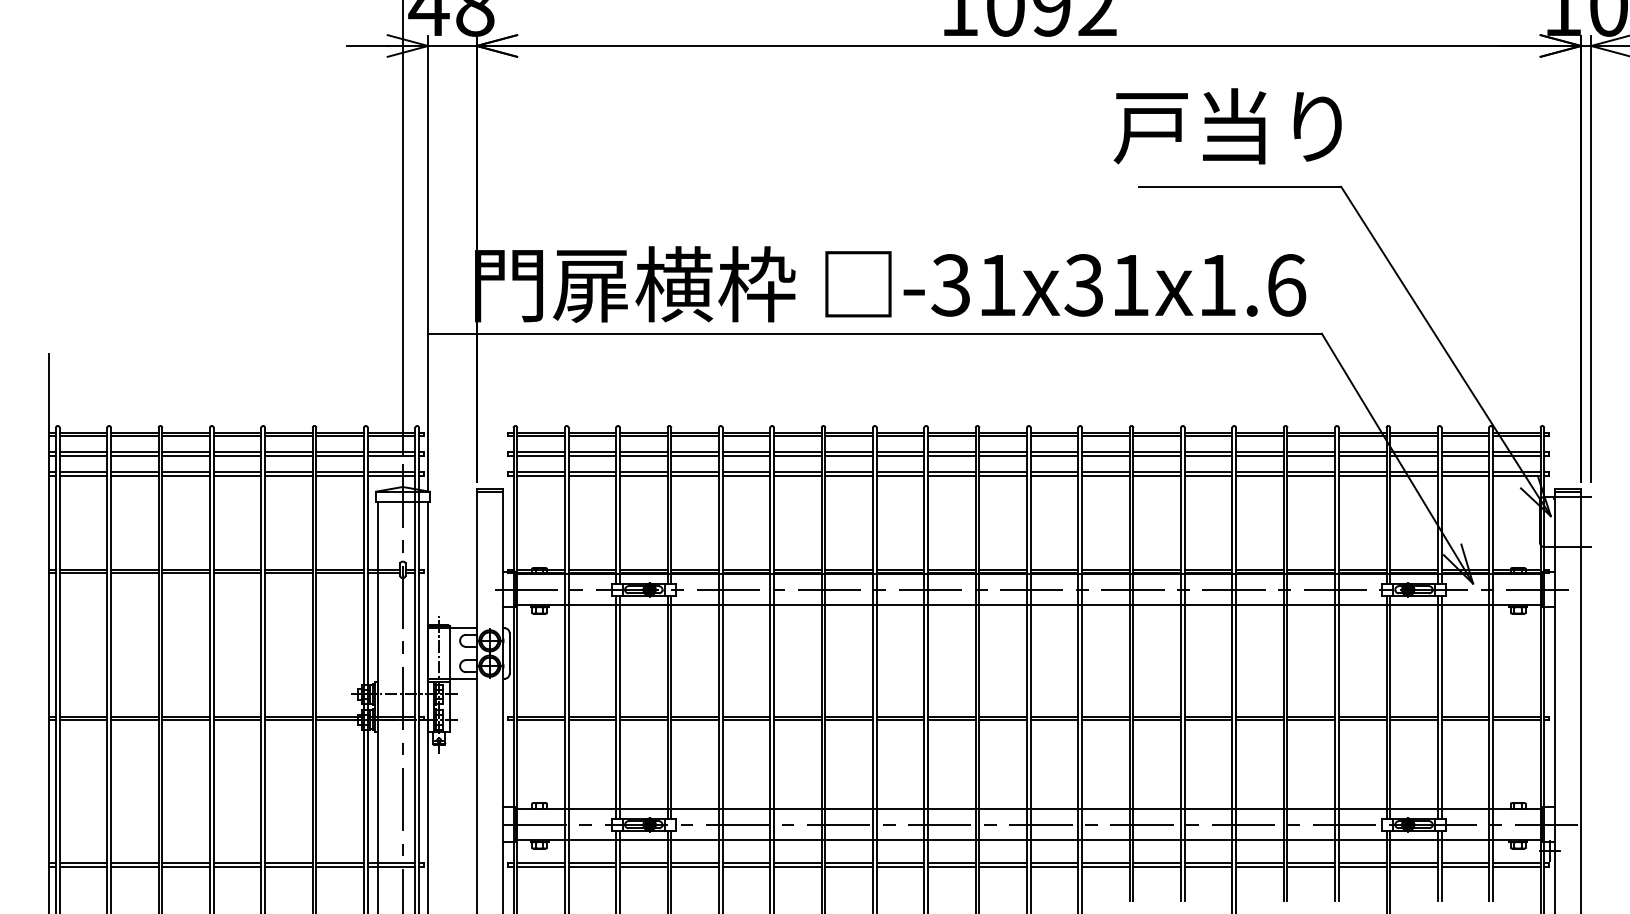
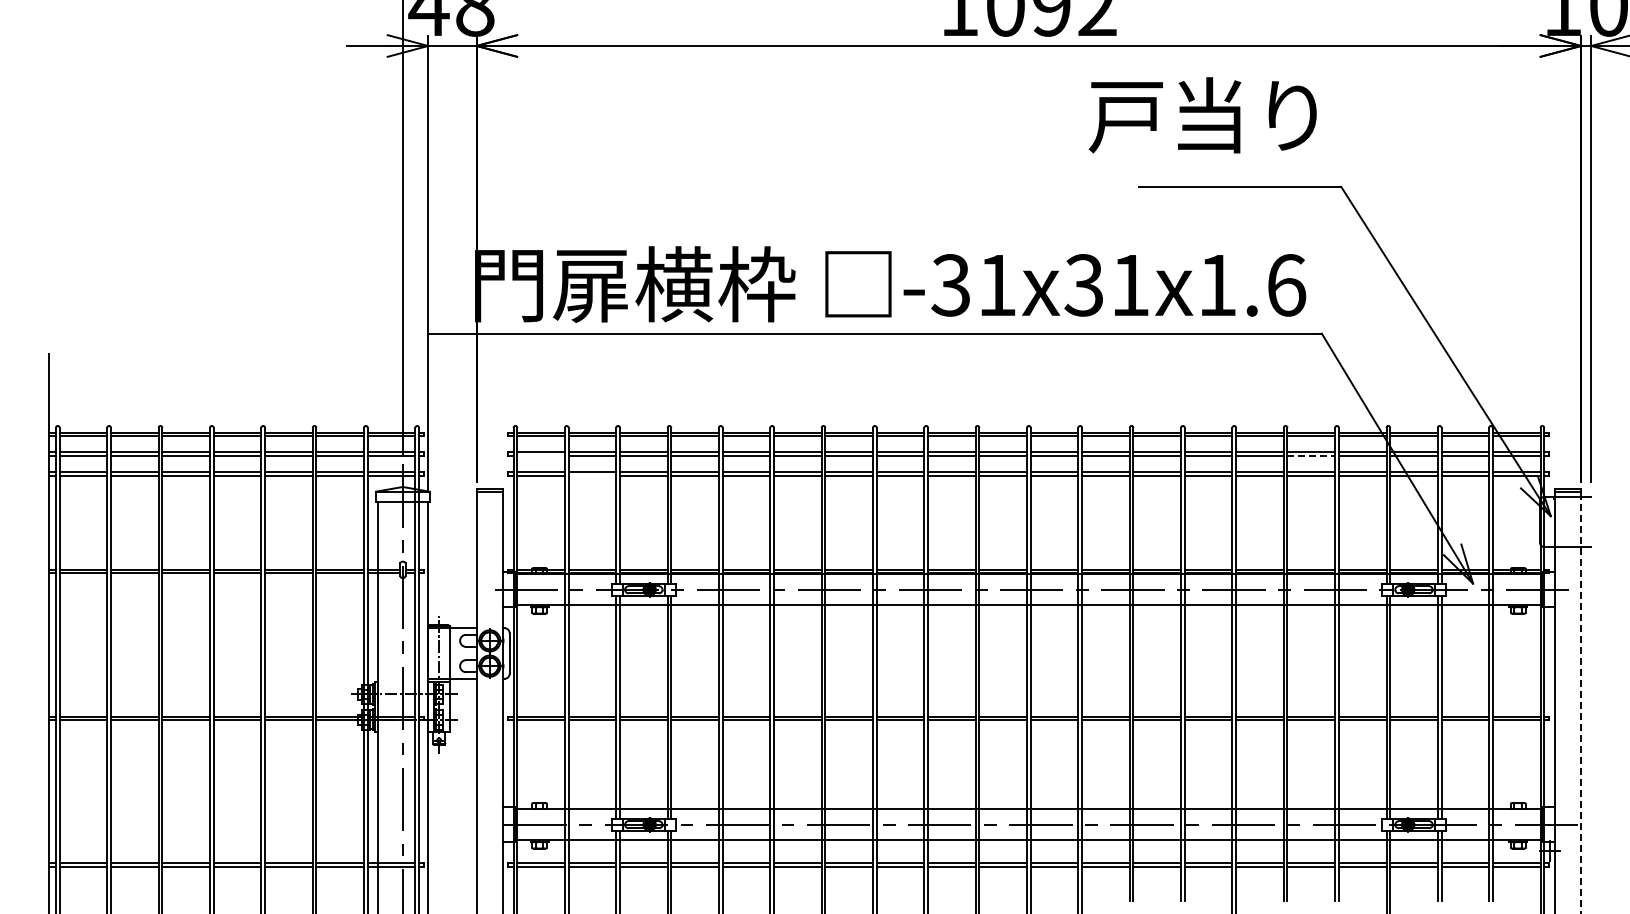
text position: (1227, 126) -> (1202, 115) (1202, 115)
line: present -> none (540, 456)
line: solid -> dashed (1311, 456)
line: present -> none (592, 475)
line: solid -> dashed (1581, 702)
